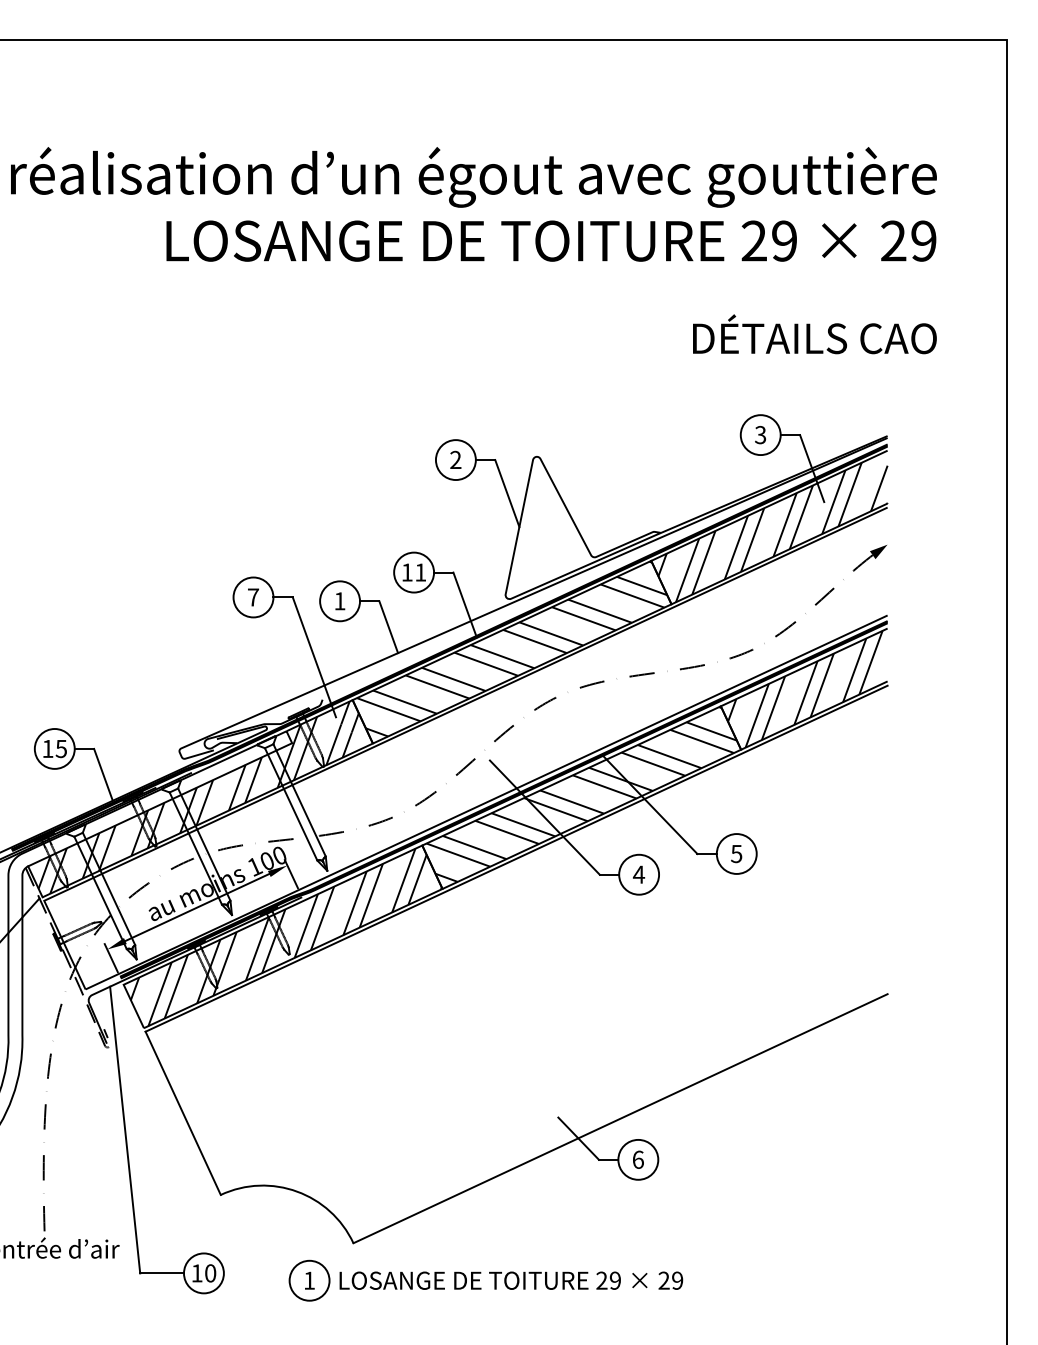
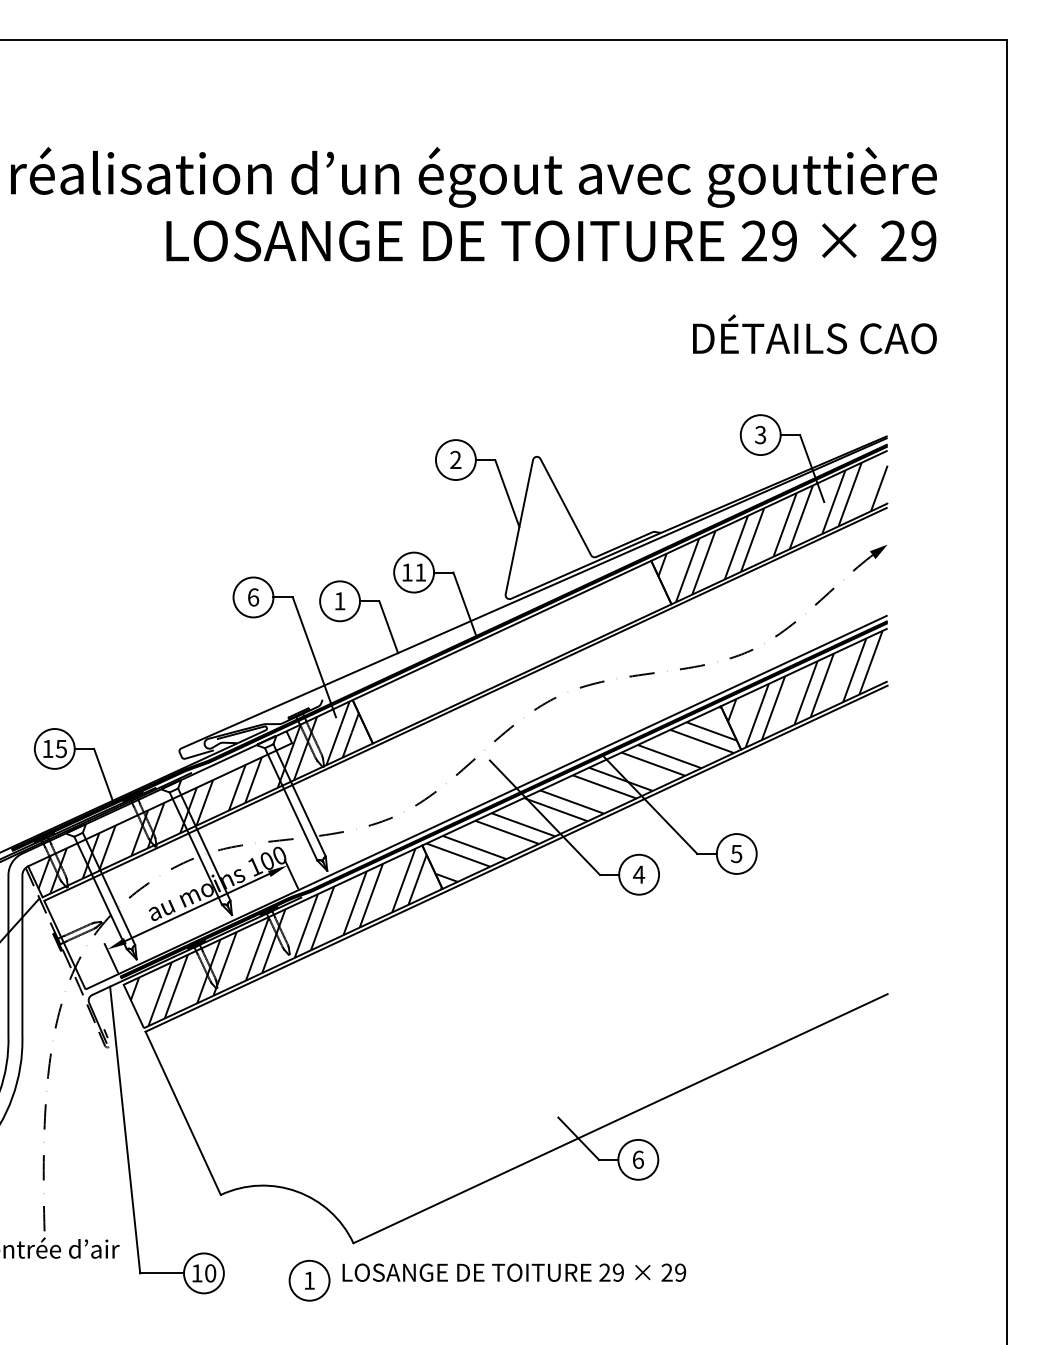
text: 7 -> 6 (253, 597)
hatch: present -> none (511, 648)
text position: (511, 1280) -> (514, 1272) (514, 1272)
